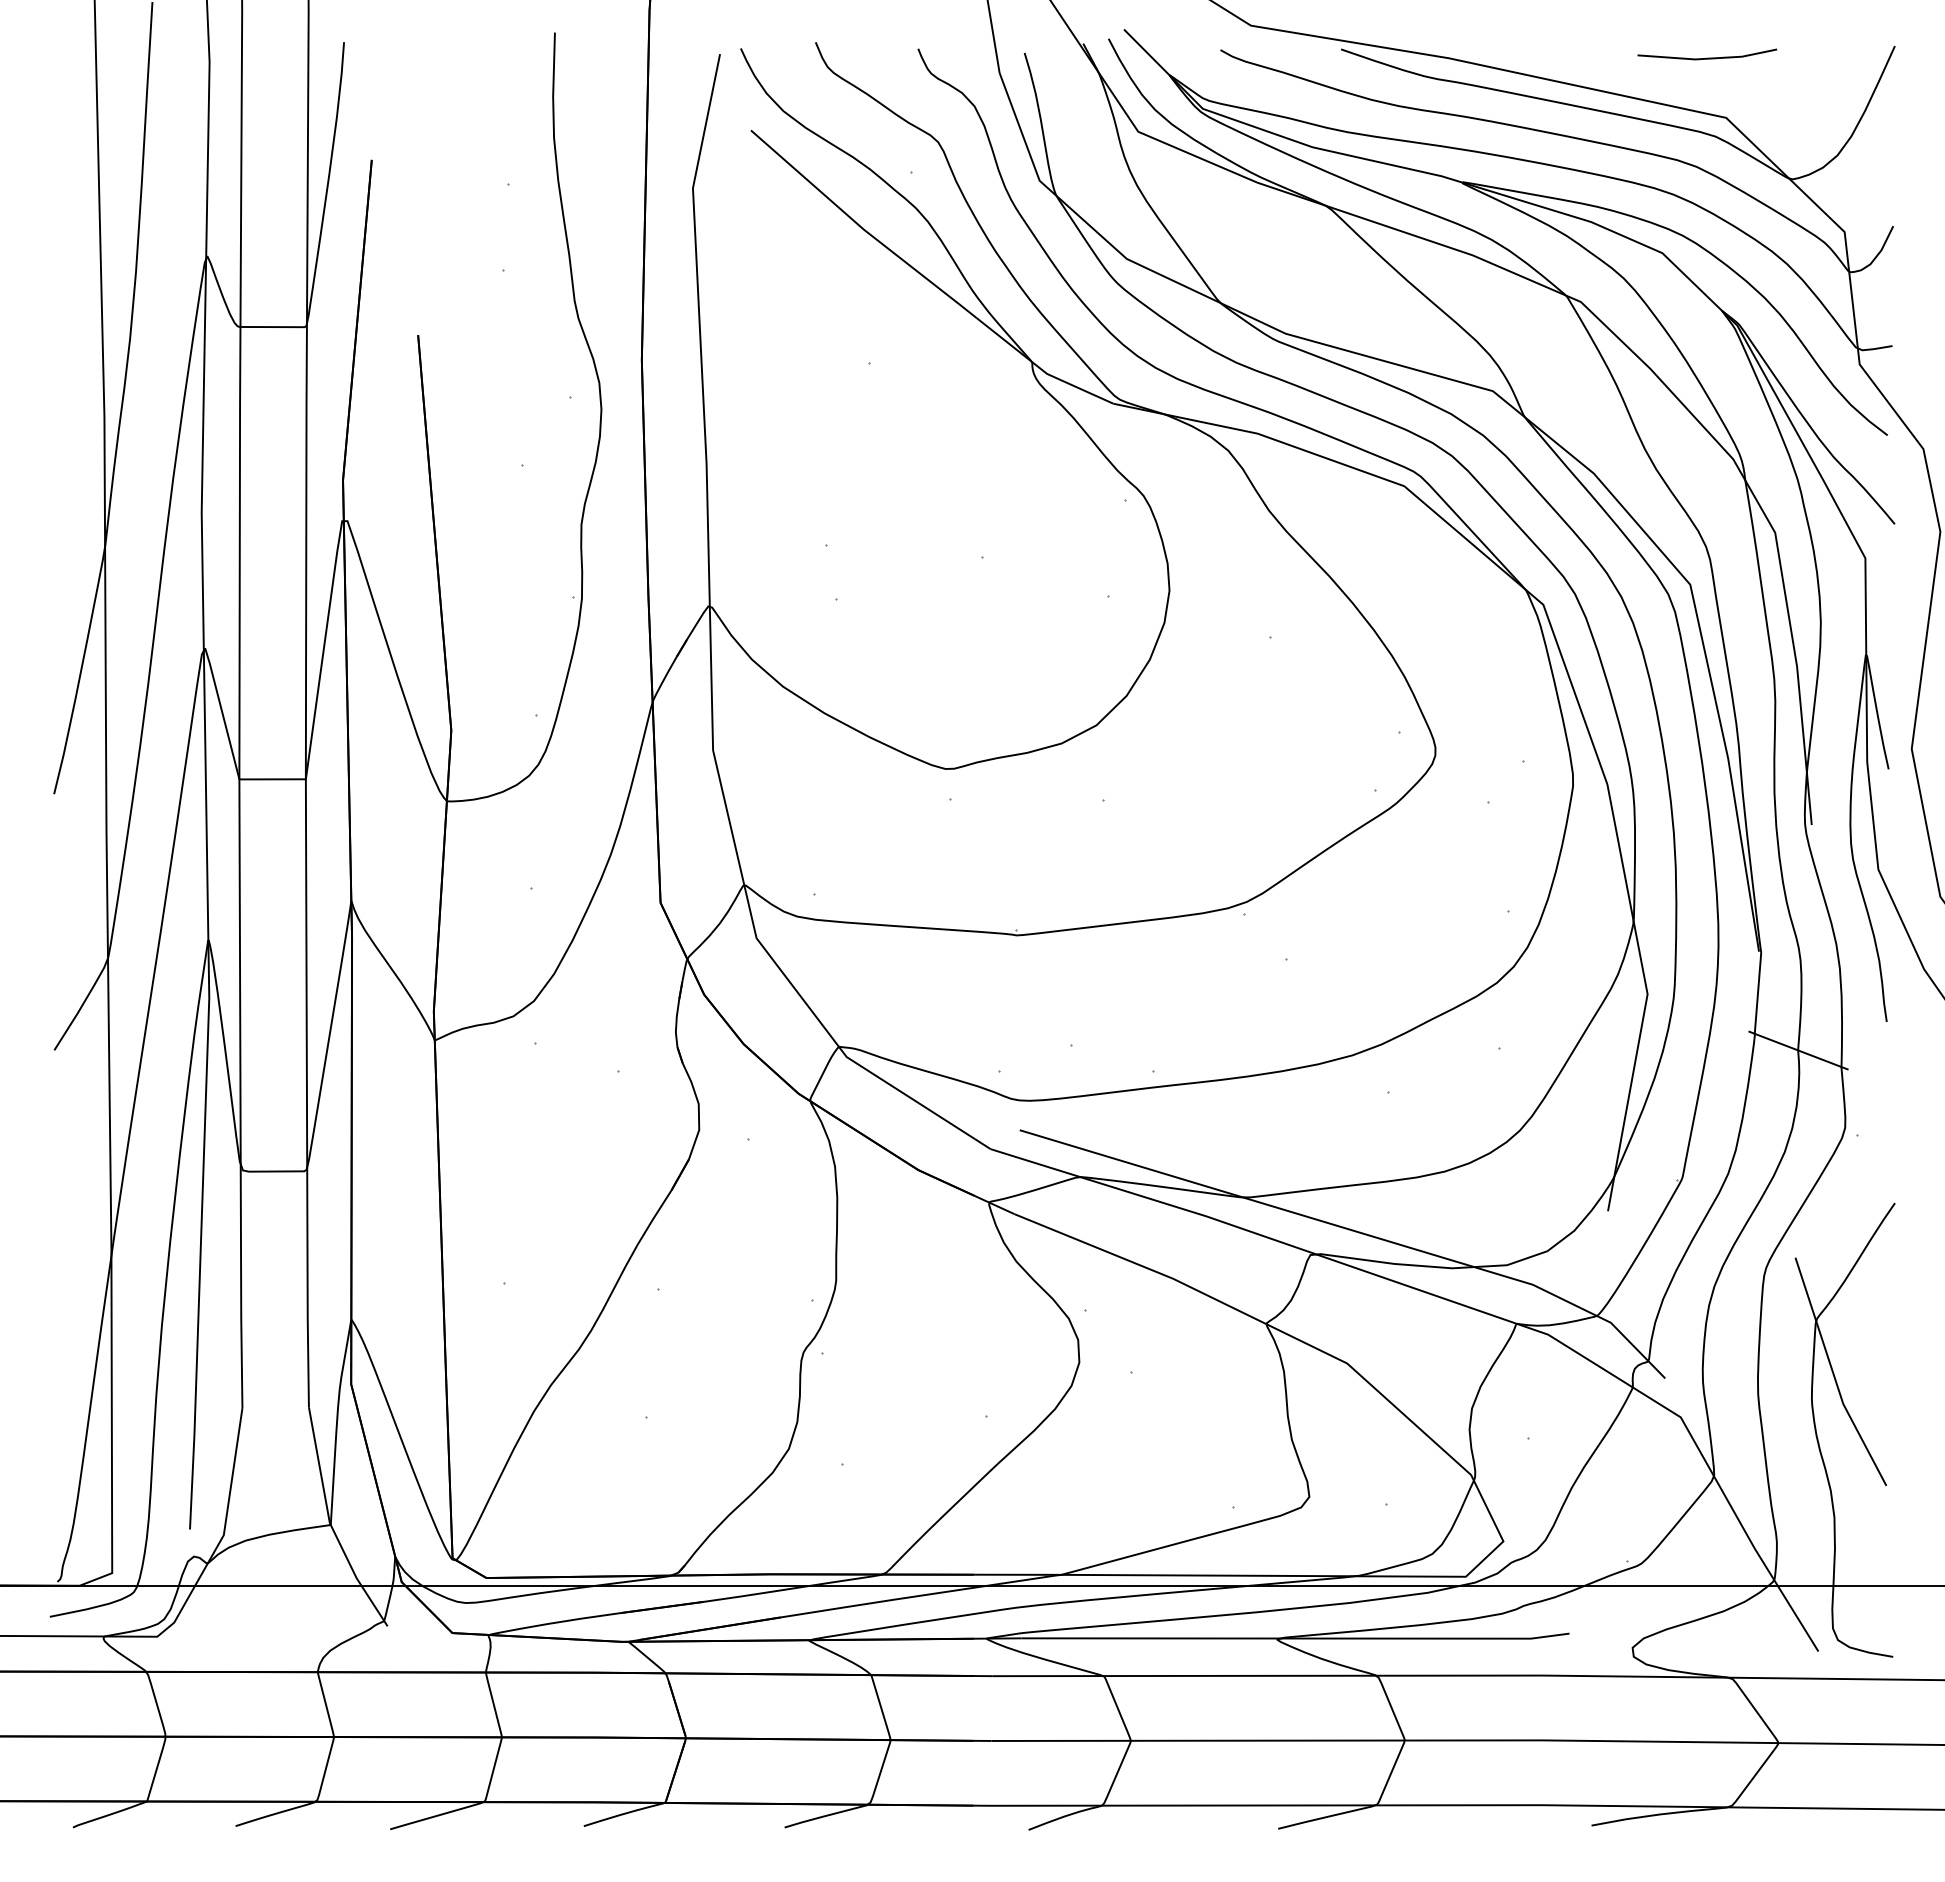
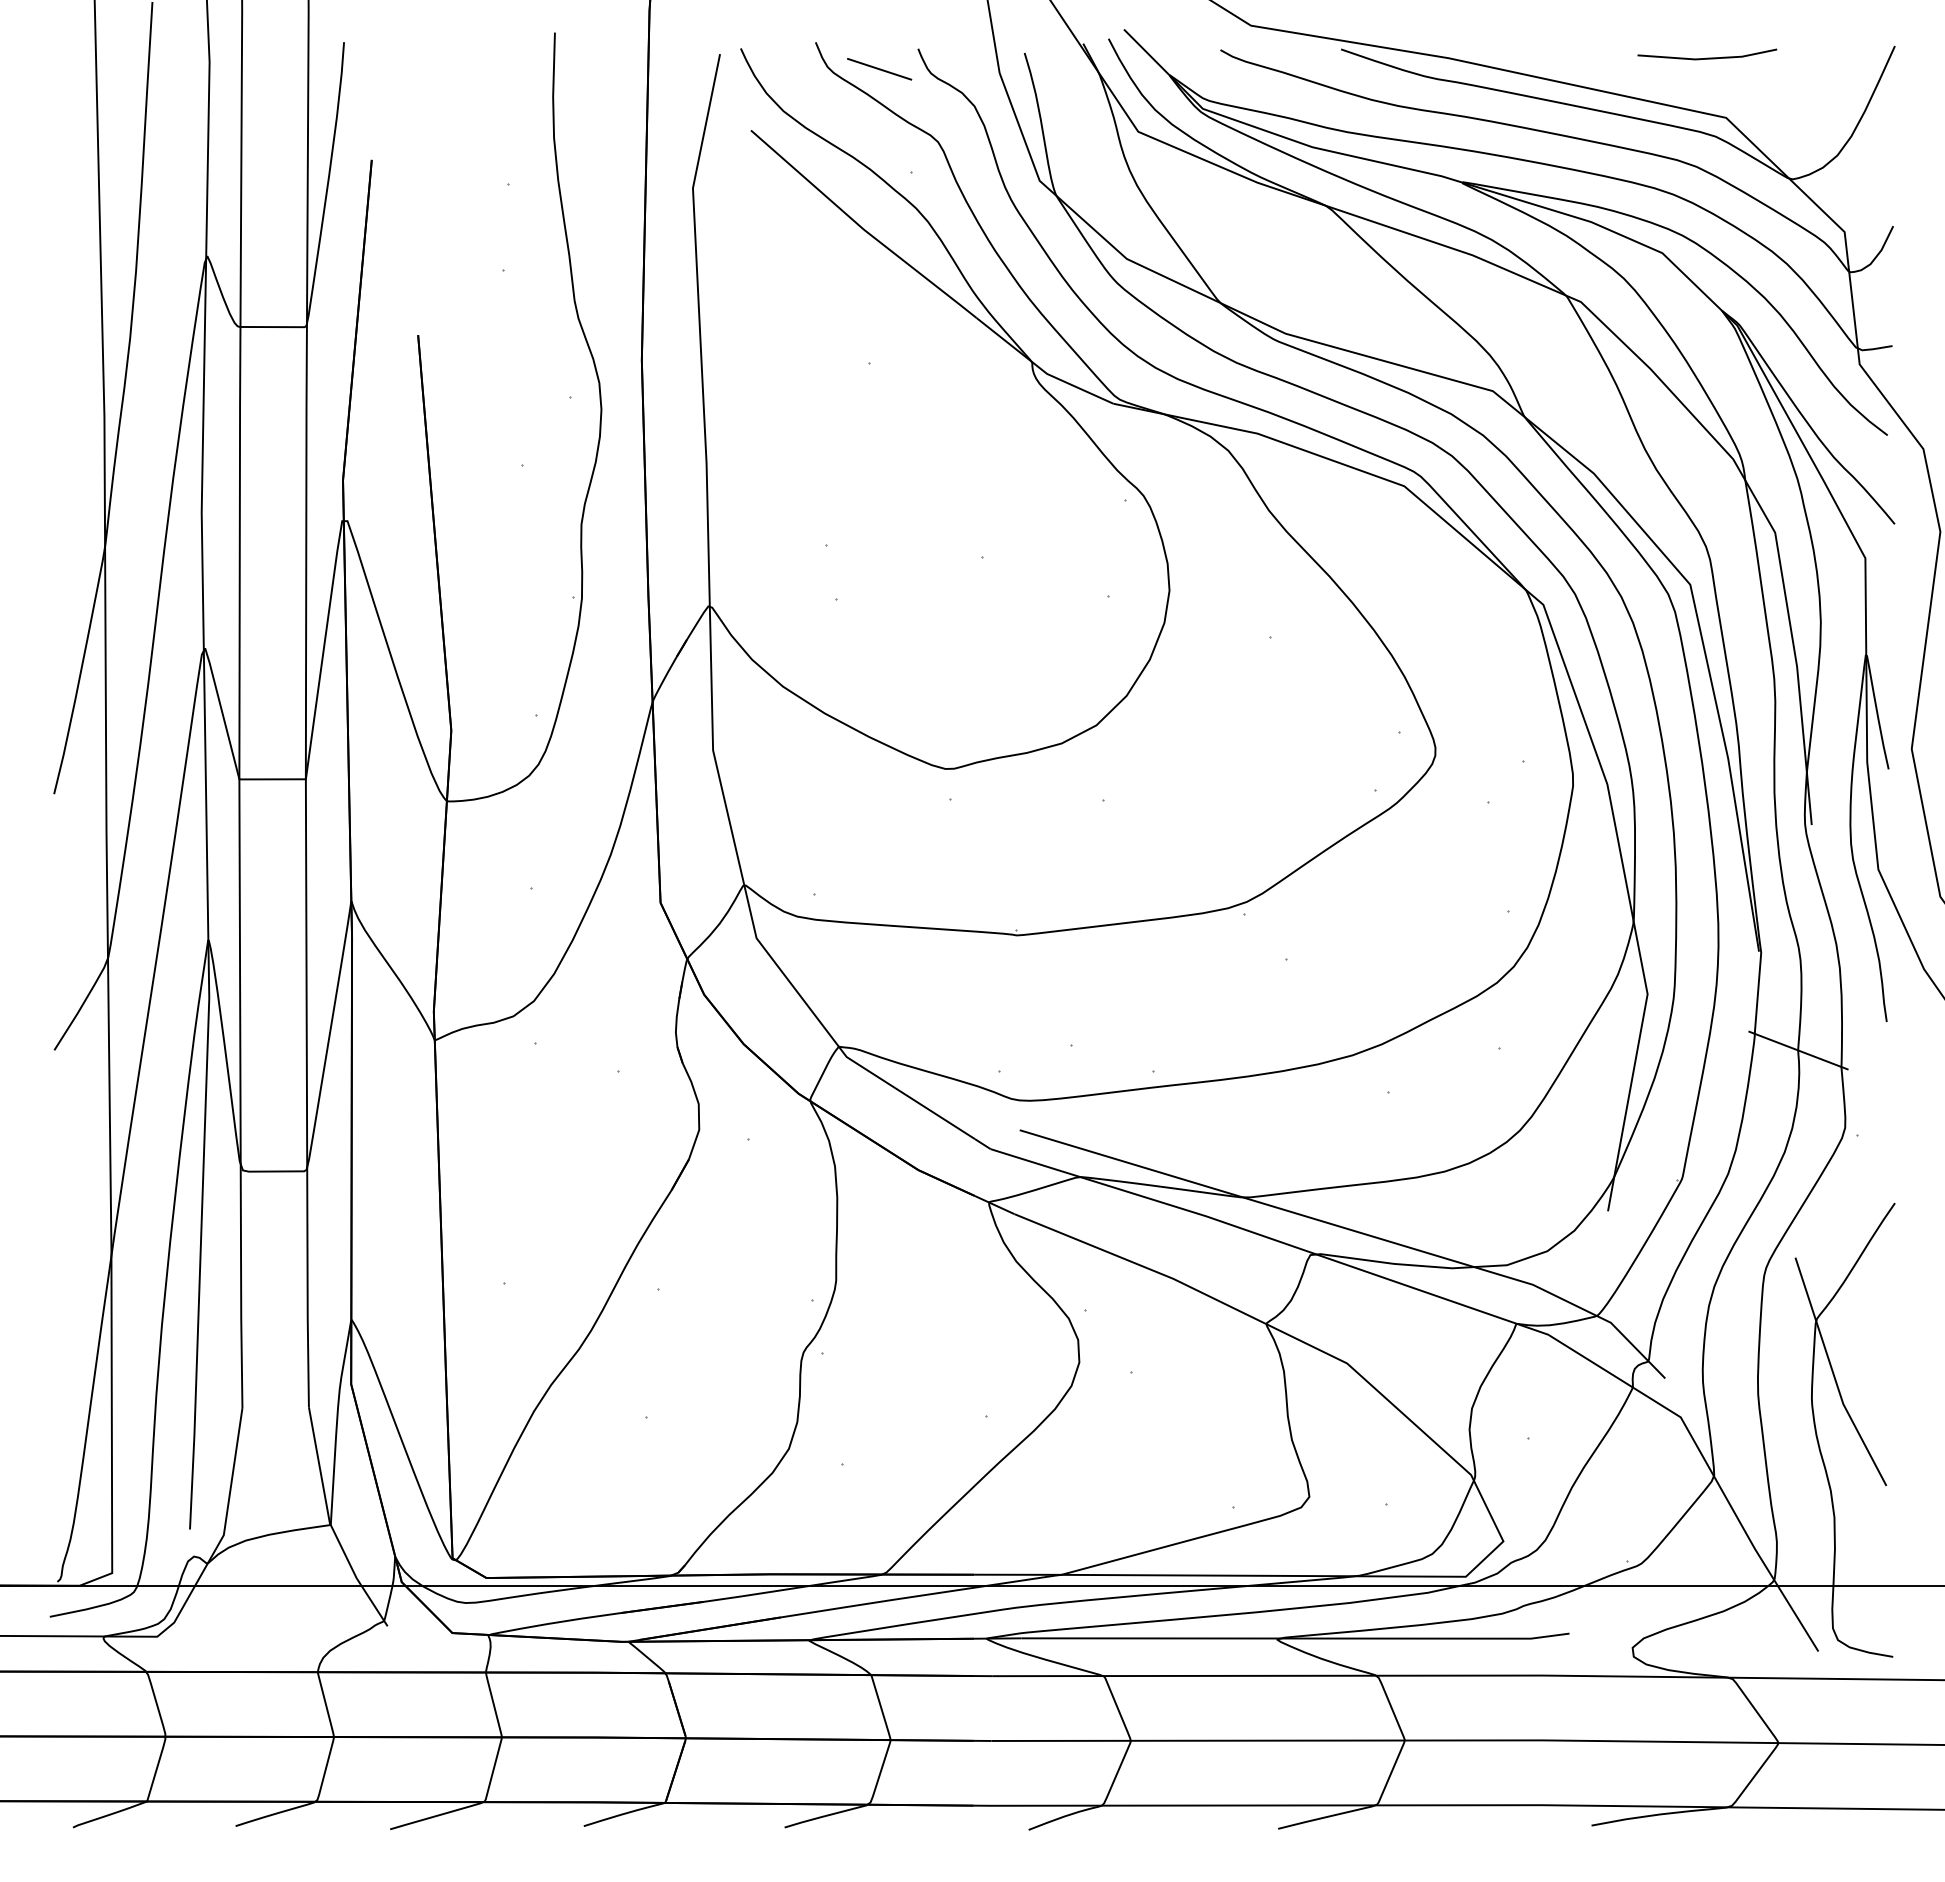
line: none -> present (879, 69)
